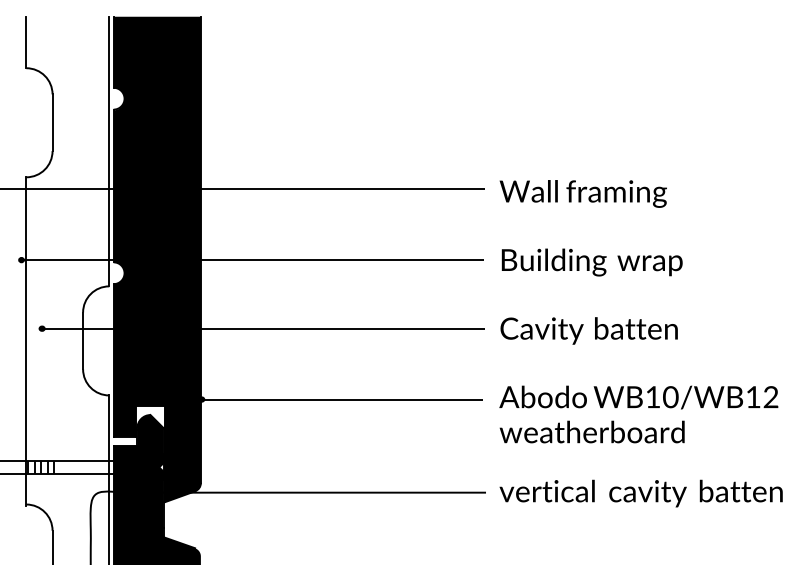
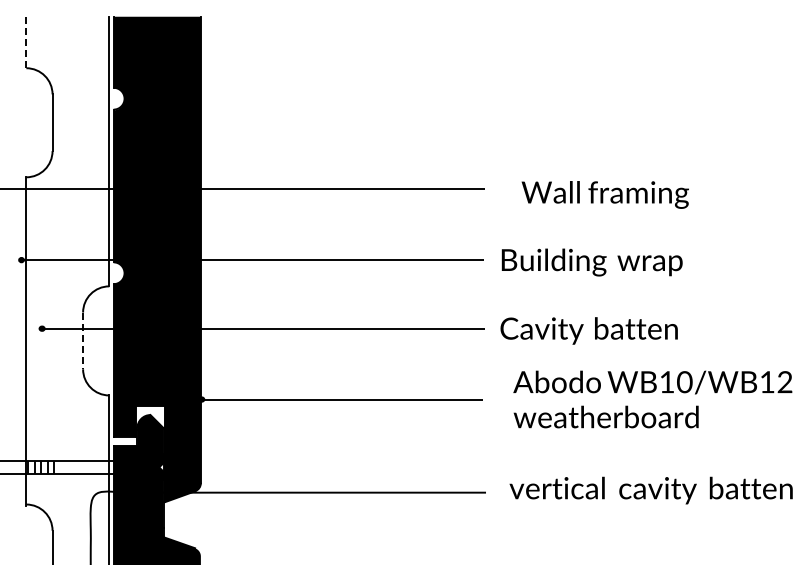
line: solid -> dashed (26, 42)
text position: (582, 193) -> (604, 194) (604, 194)
line: solid -> dashed (83, 341)
text position: (638, 414) -> (652, 399) (652, 399)
text position: (640, 493) -> (650, 490) (650, 490)
